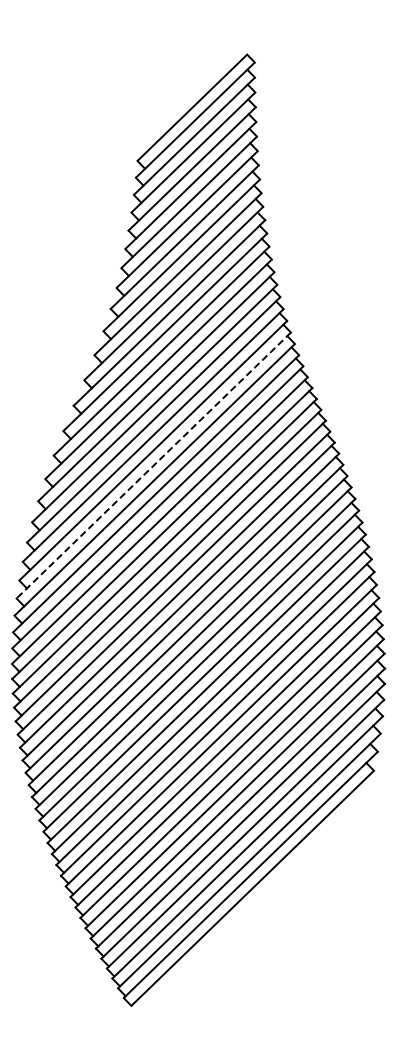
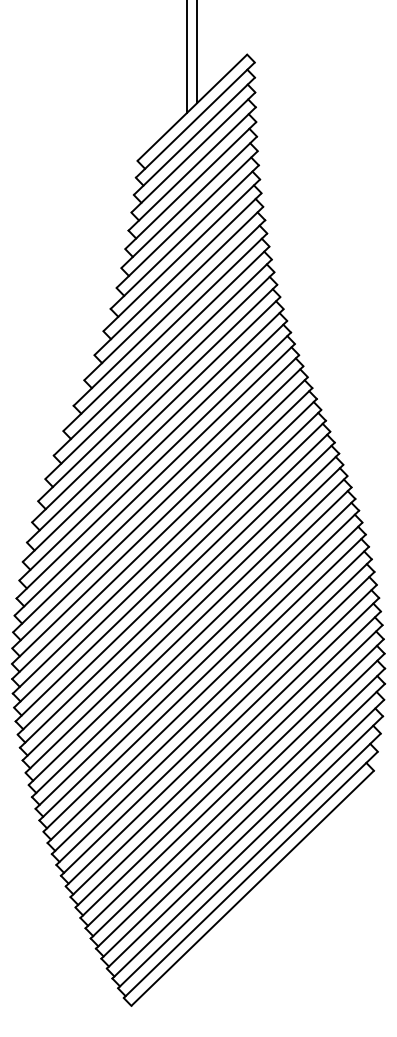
line: none -> present (197, 52)
line: none -> present (187, 57)
line: dashed -> solid (153, 465)
